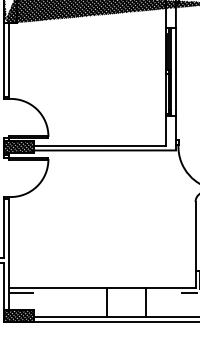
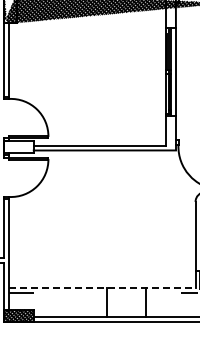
hatch: present -> none (18, 146)
line: solid -> dashed (102, 287)
